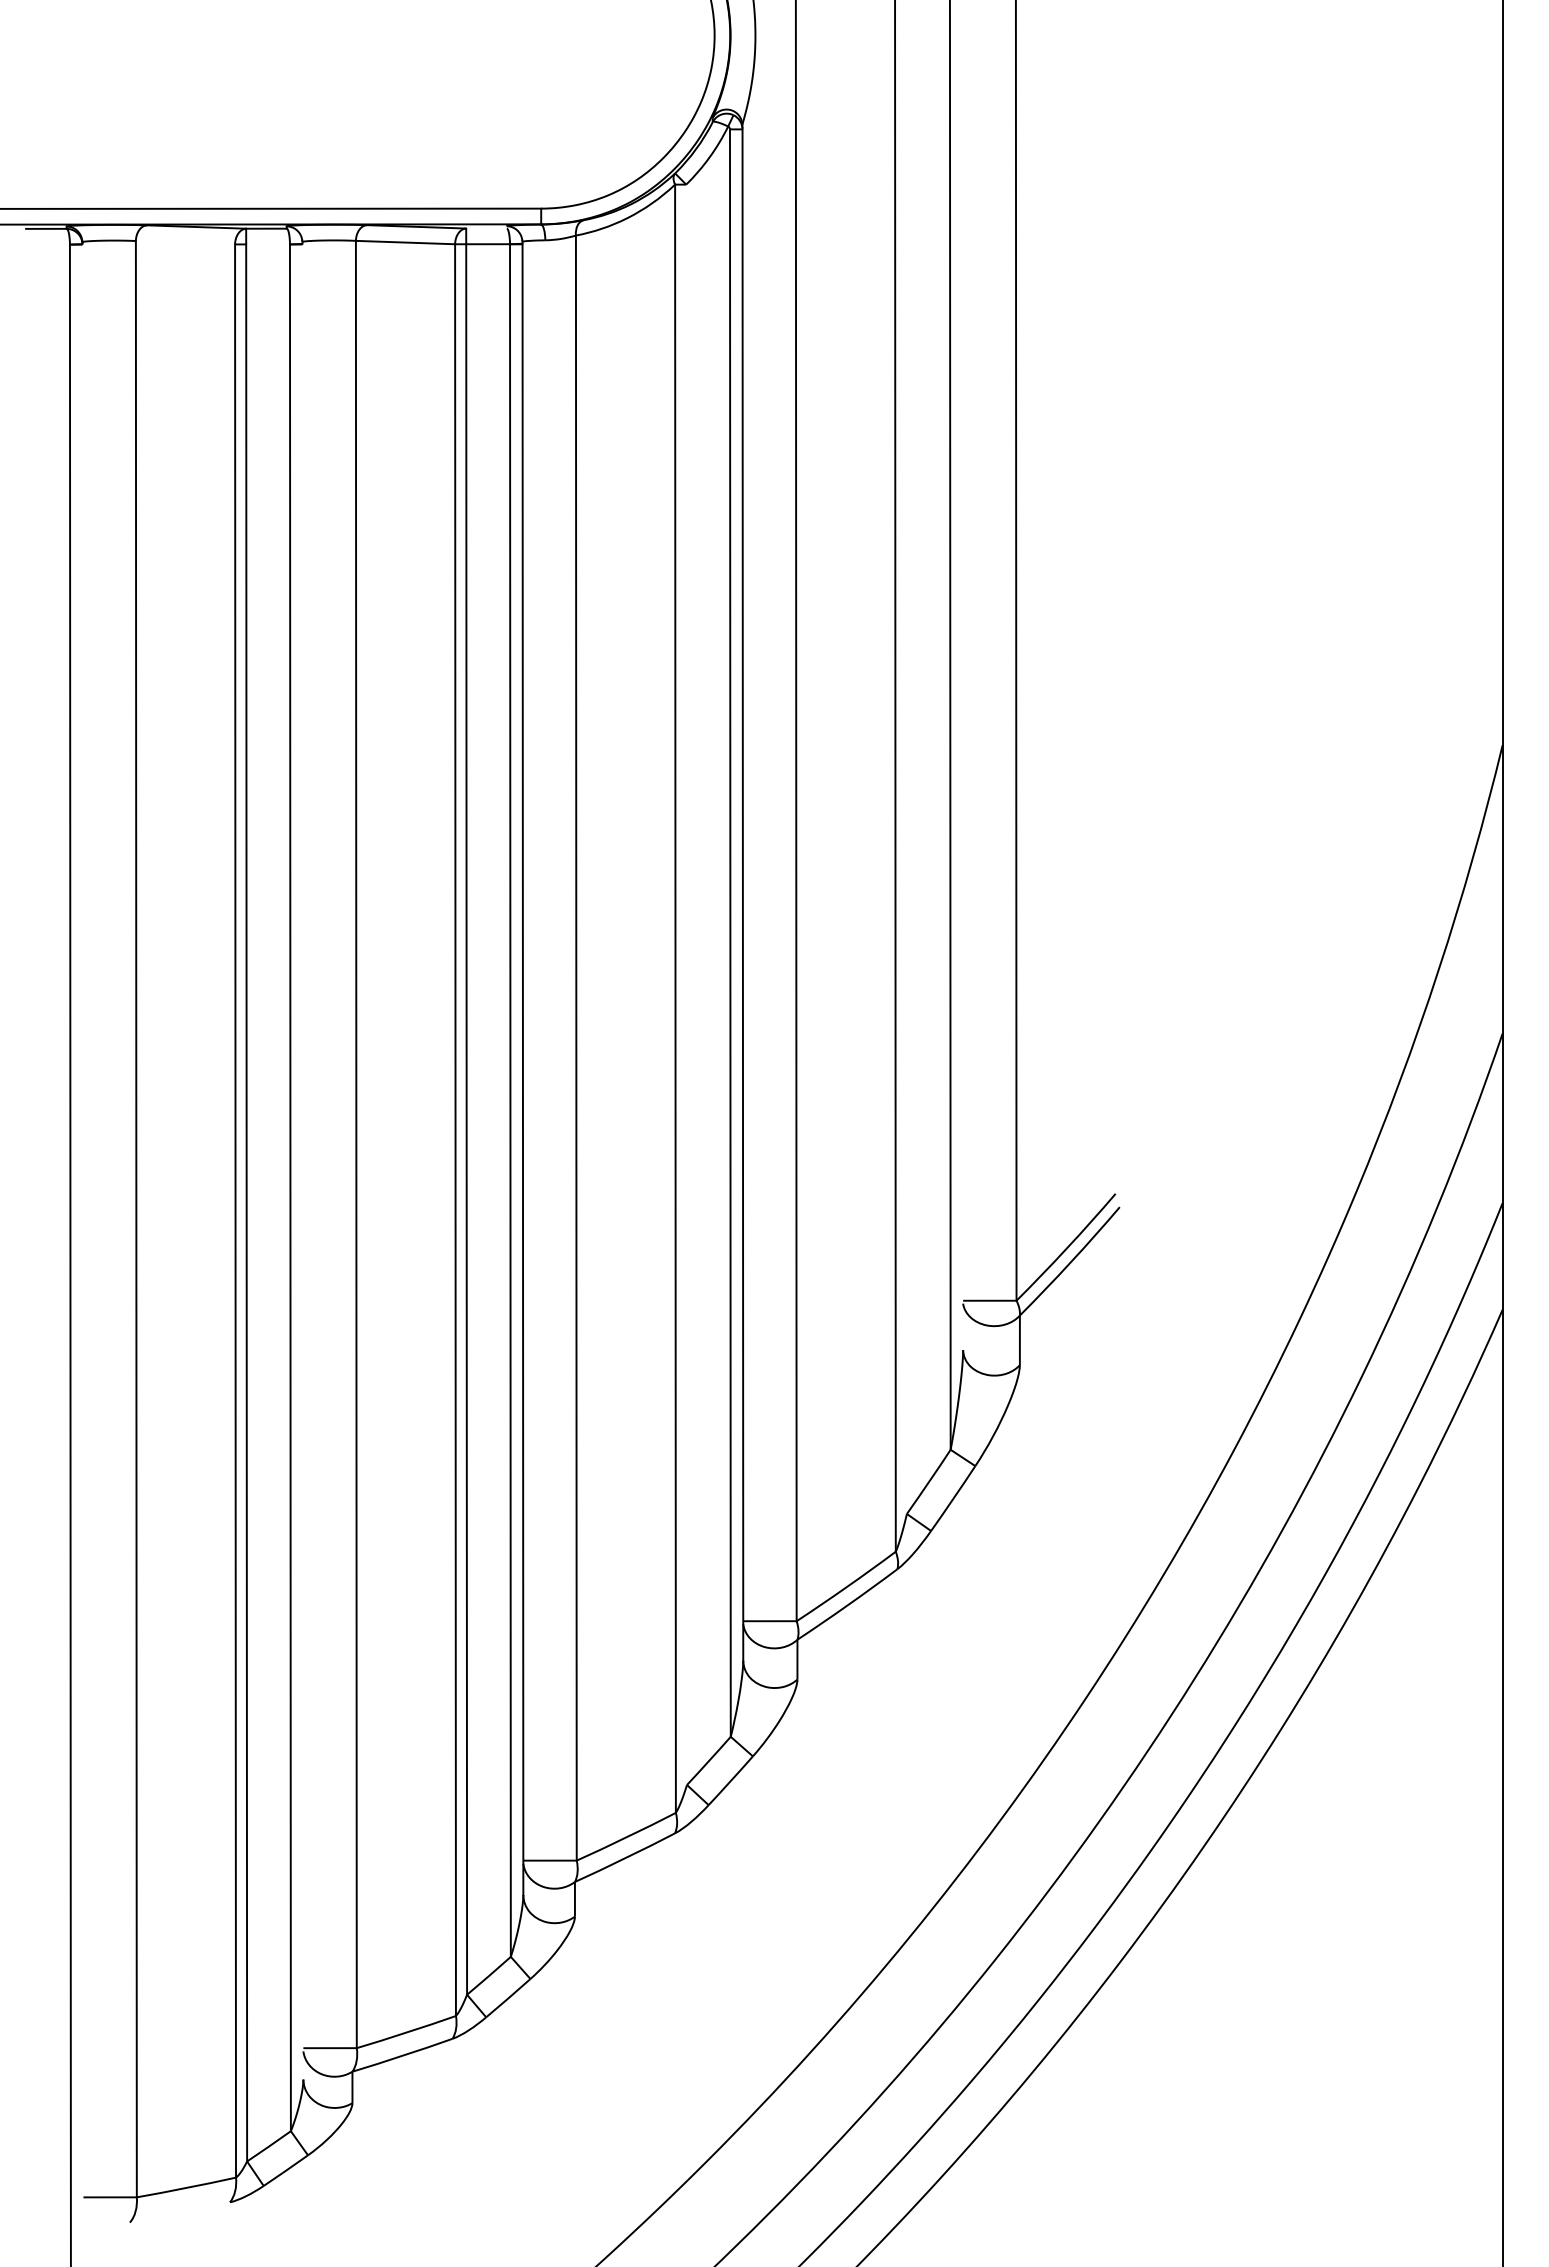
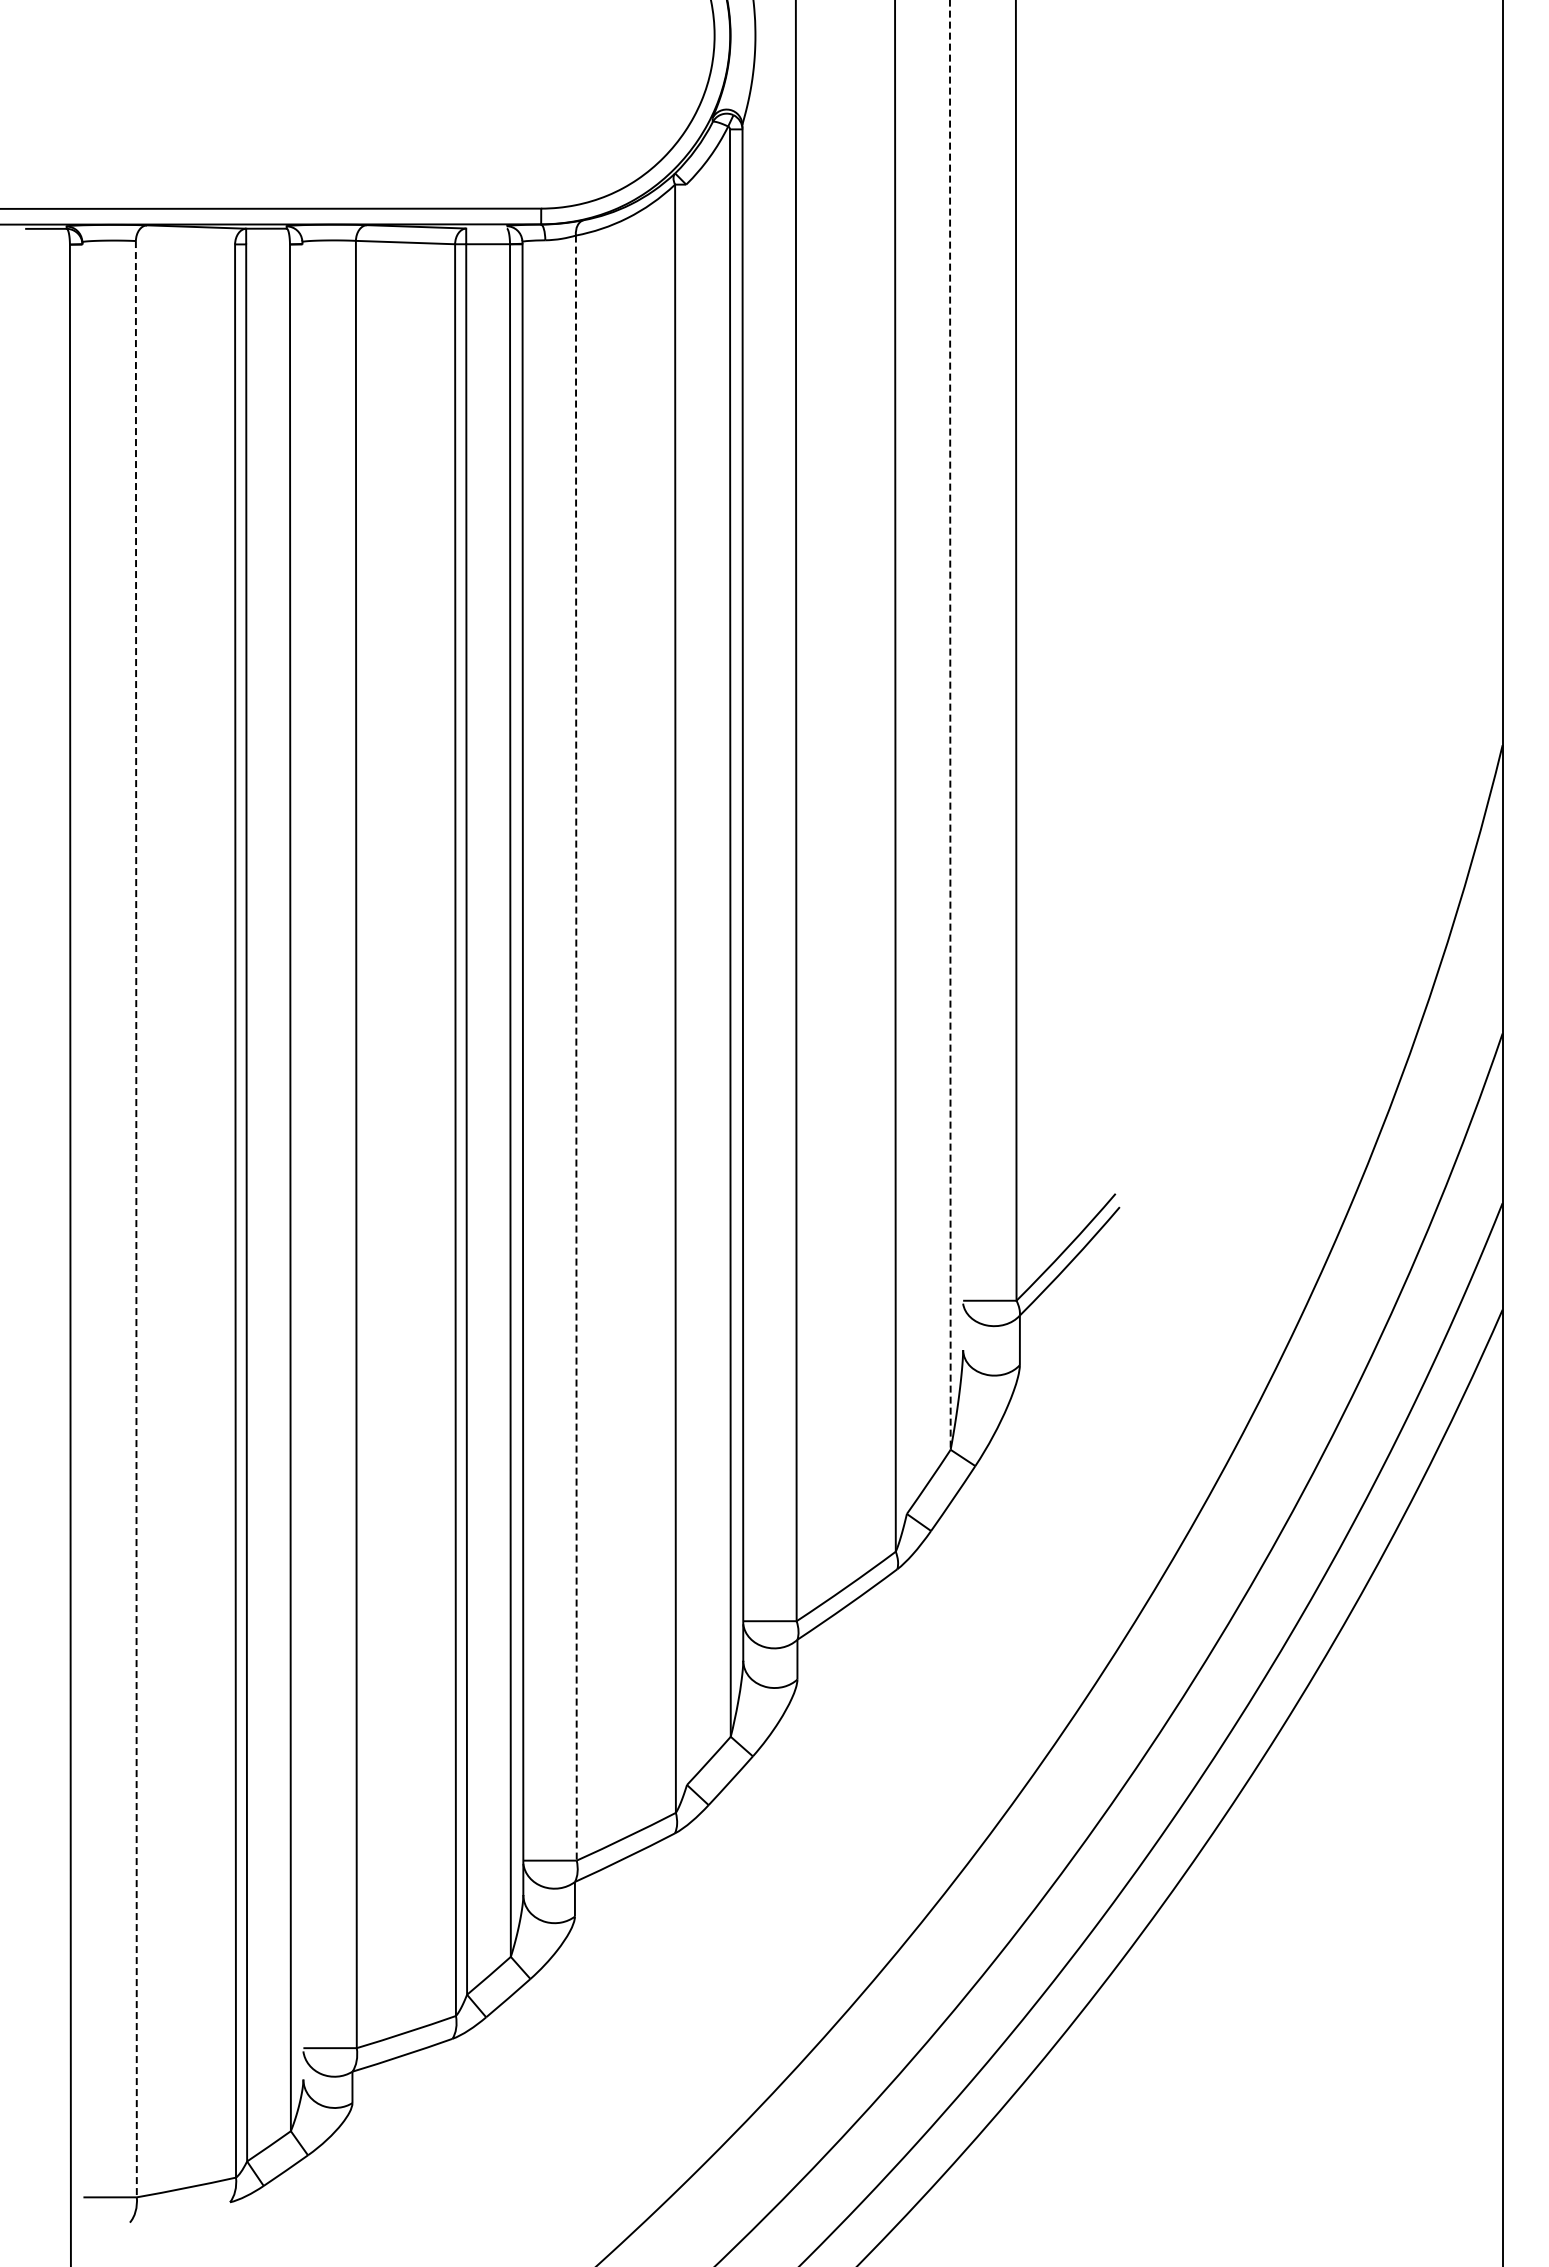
line: solid -> dashed (950, 725)
line: solid -> dashed (576, 1048)
line: solid -> dashed (136, 1219)
